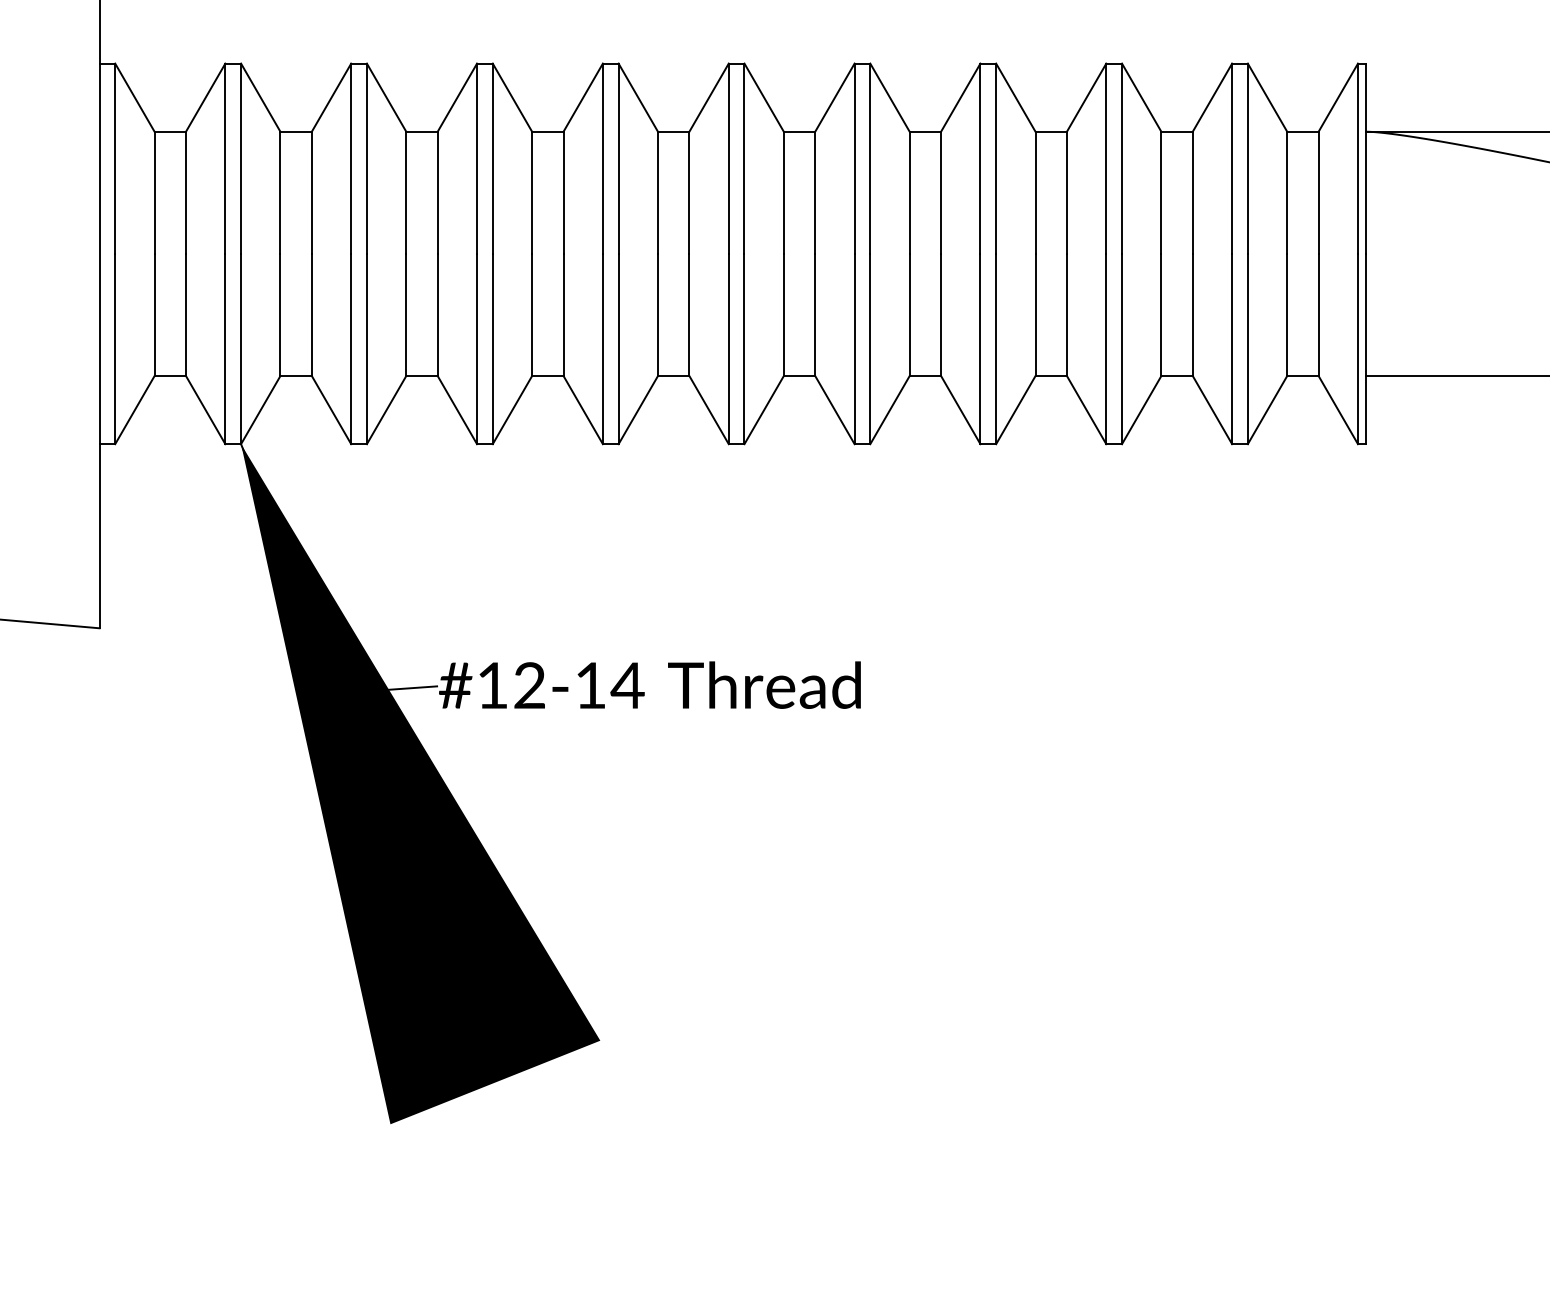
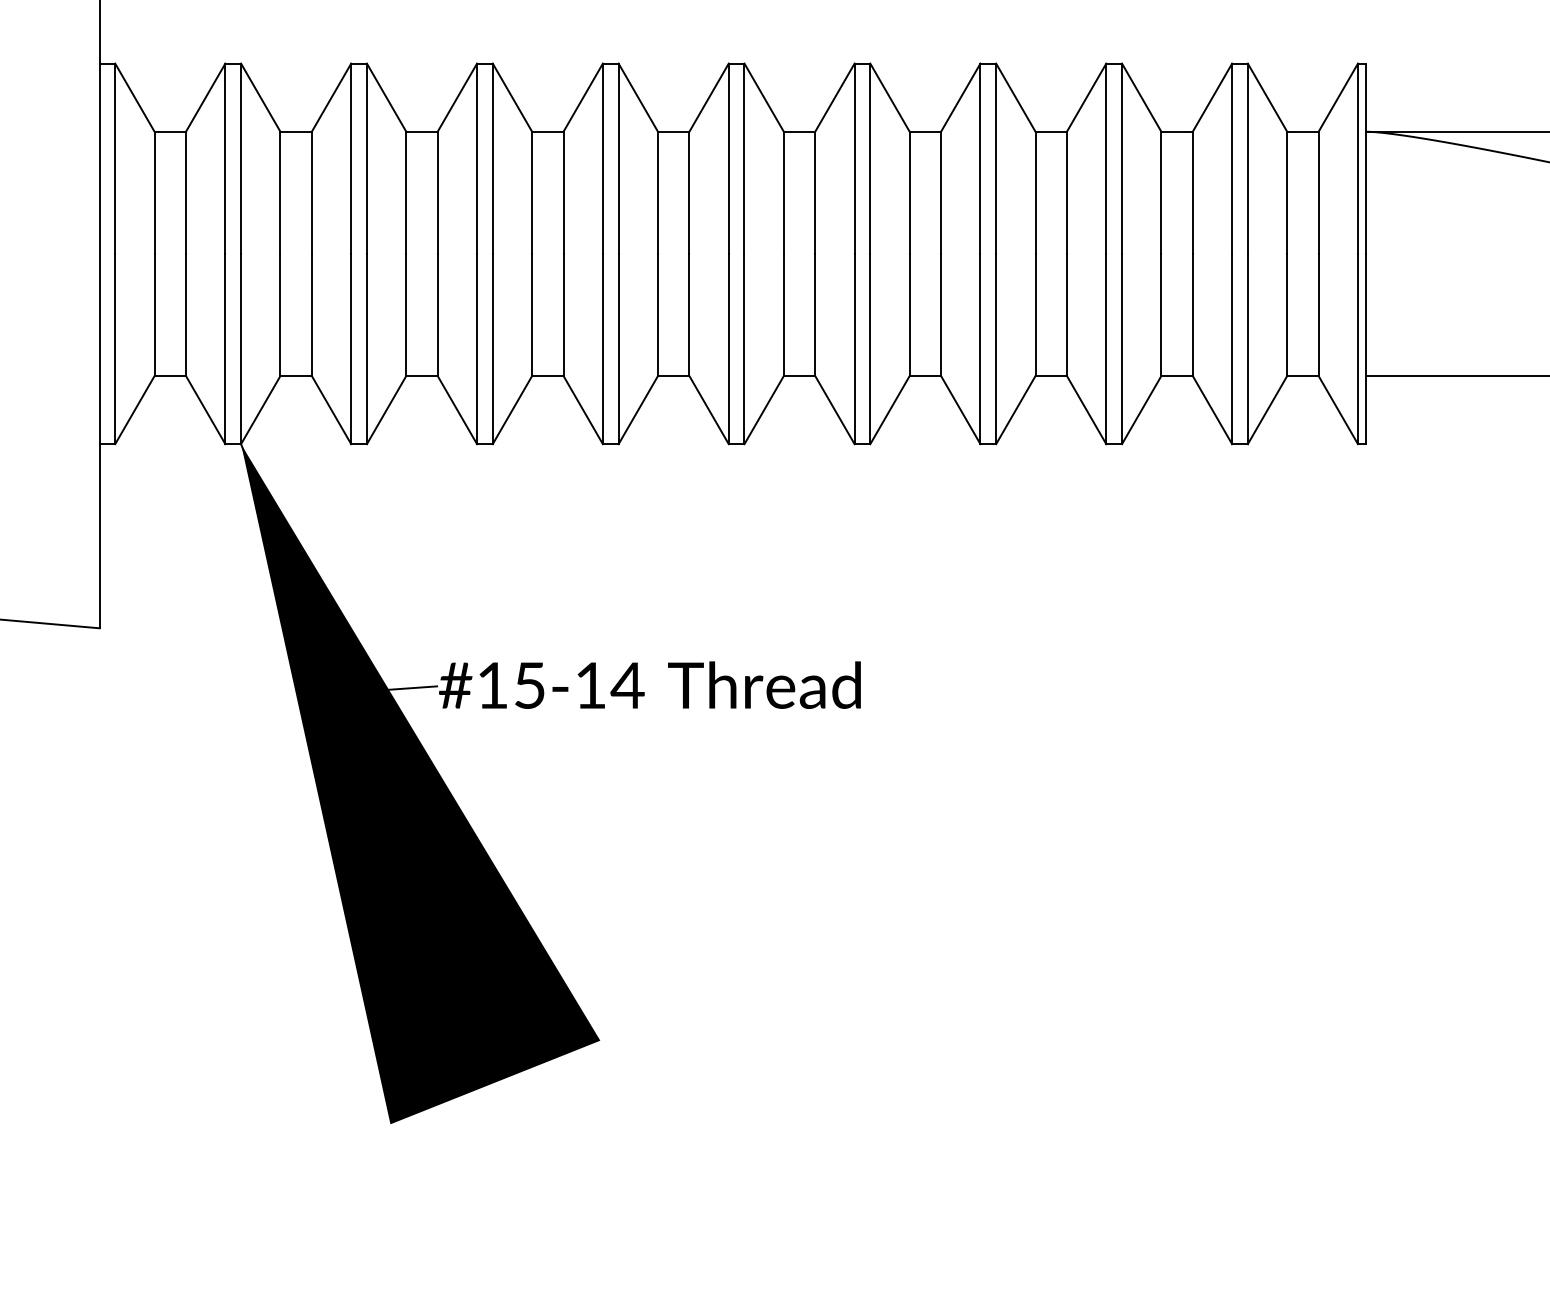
text: #12-14 -> #15-14 (529, 685)
